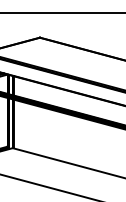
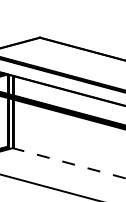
line: present -> none (62, 12)
line: solid -> dashed (68, 163)
